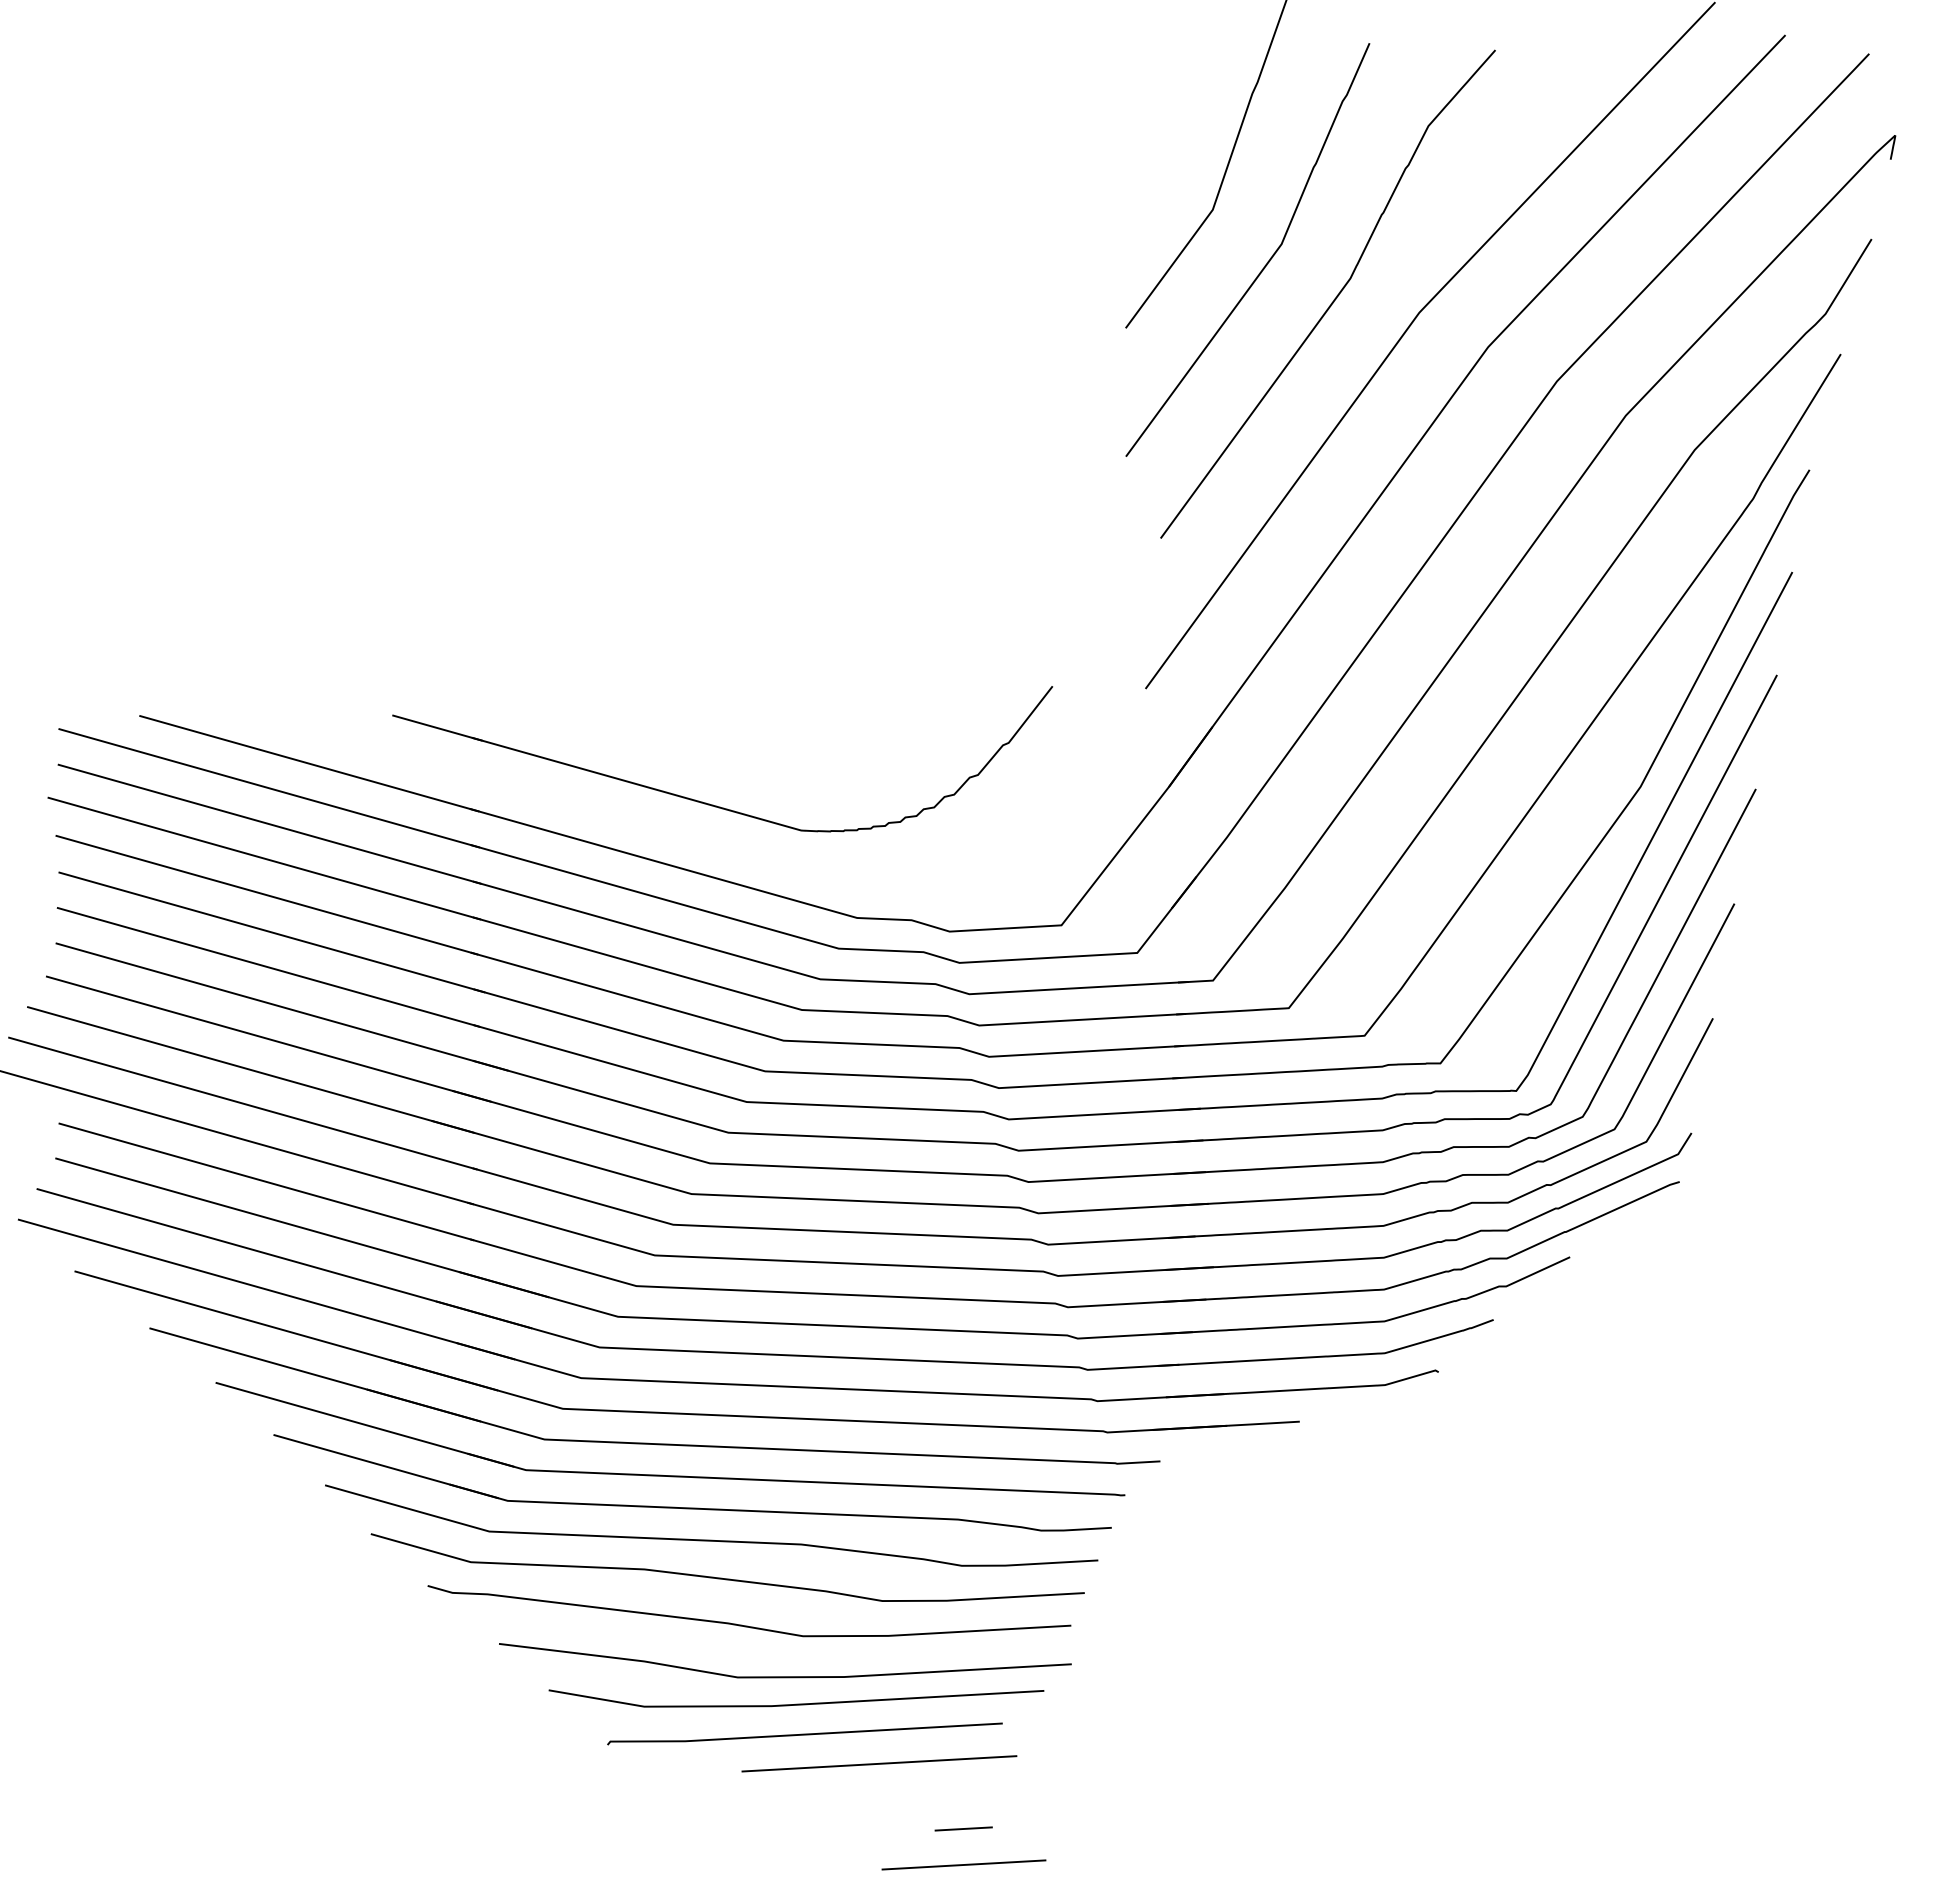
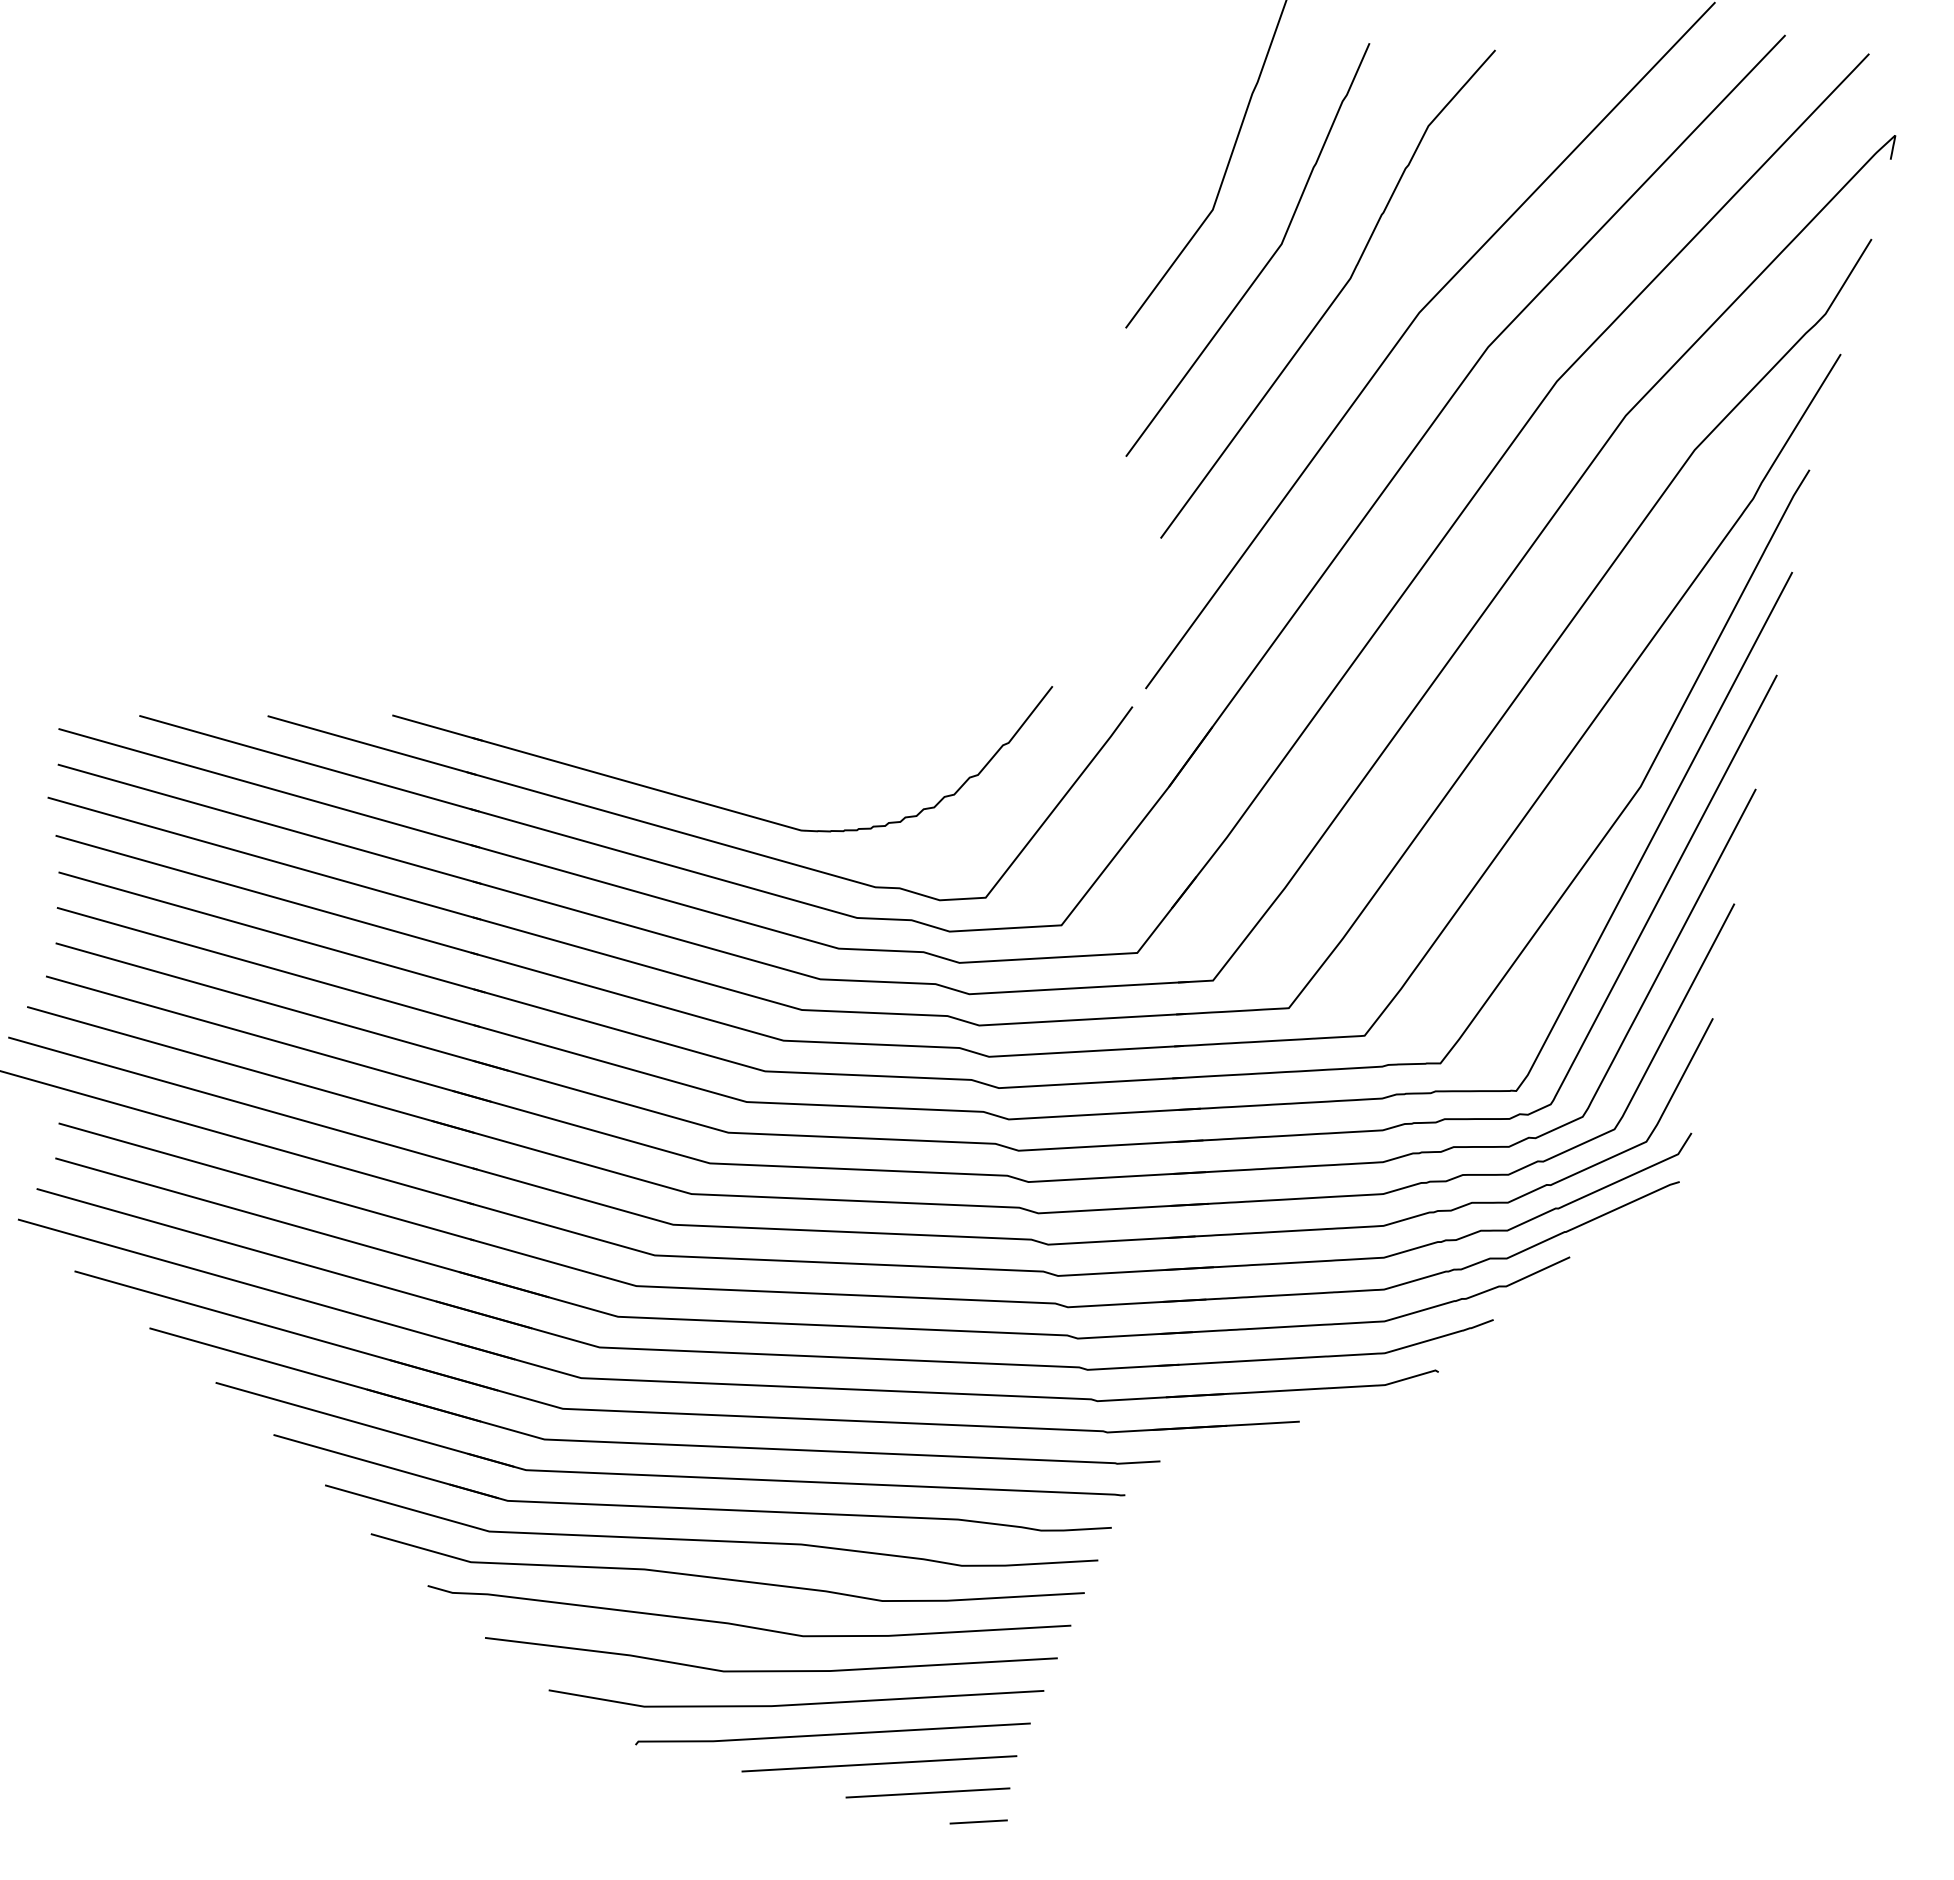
part: none -> present (692, 834)
curve position: (785, 1676) -> (771, 1670) (771, 1670)
curve position: (804, 1733) -> (832, 1733) (832, 1733)
line position: (963, 1828) -> (978, 1821) (978, 1821)
line position: (963, 1864) -> (927, 1792) (927, 1792)
